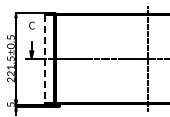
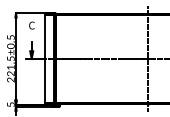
line: dashed -> solid (45, 59)
